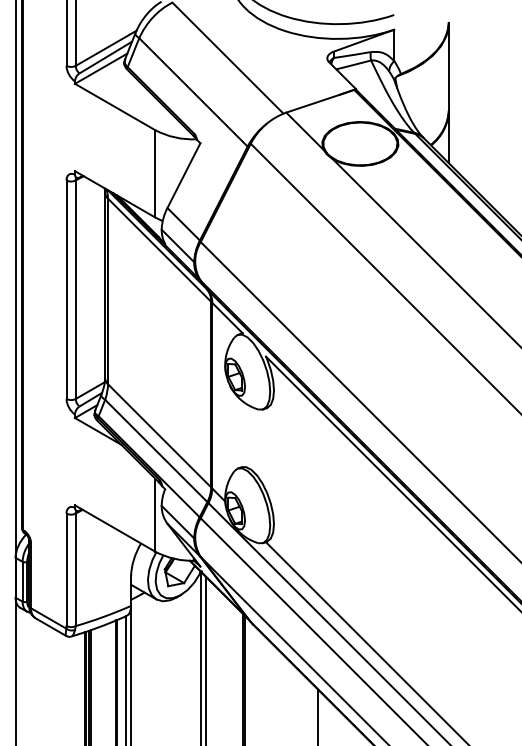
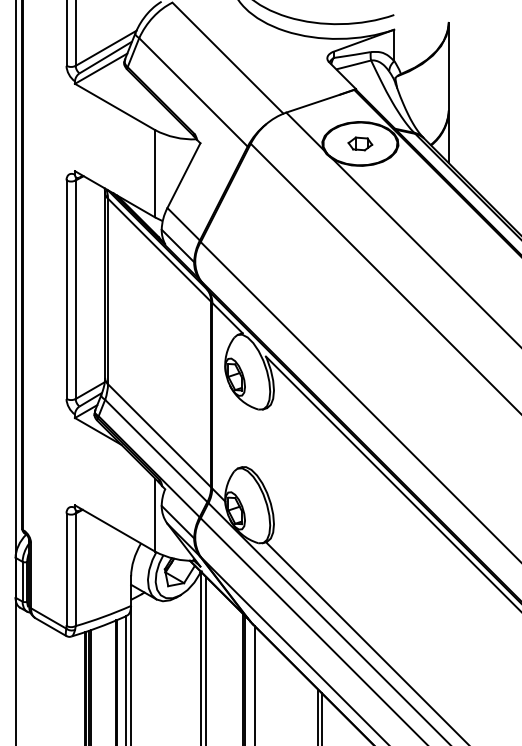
part: none -> present (360, 143)
line: none -> present (254, 684)
line: none -> present (321, 717)
